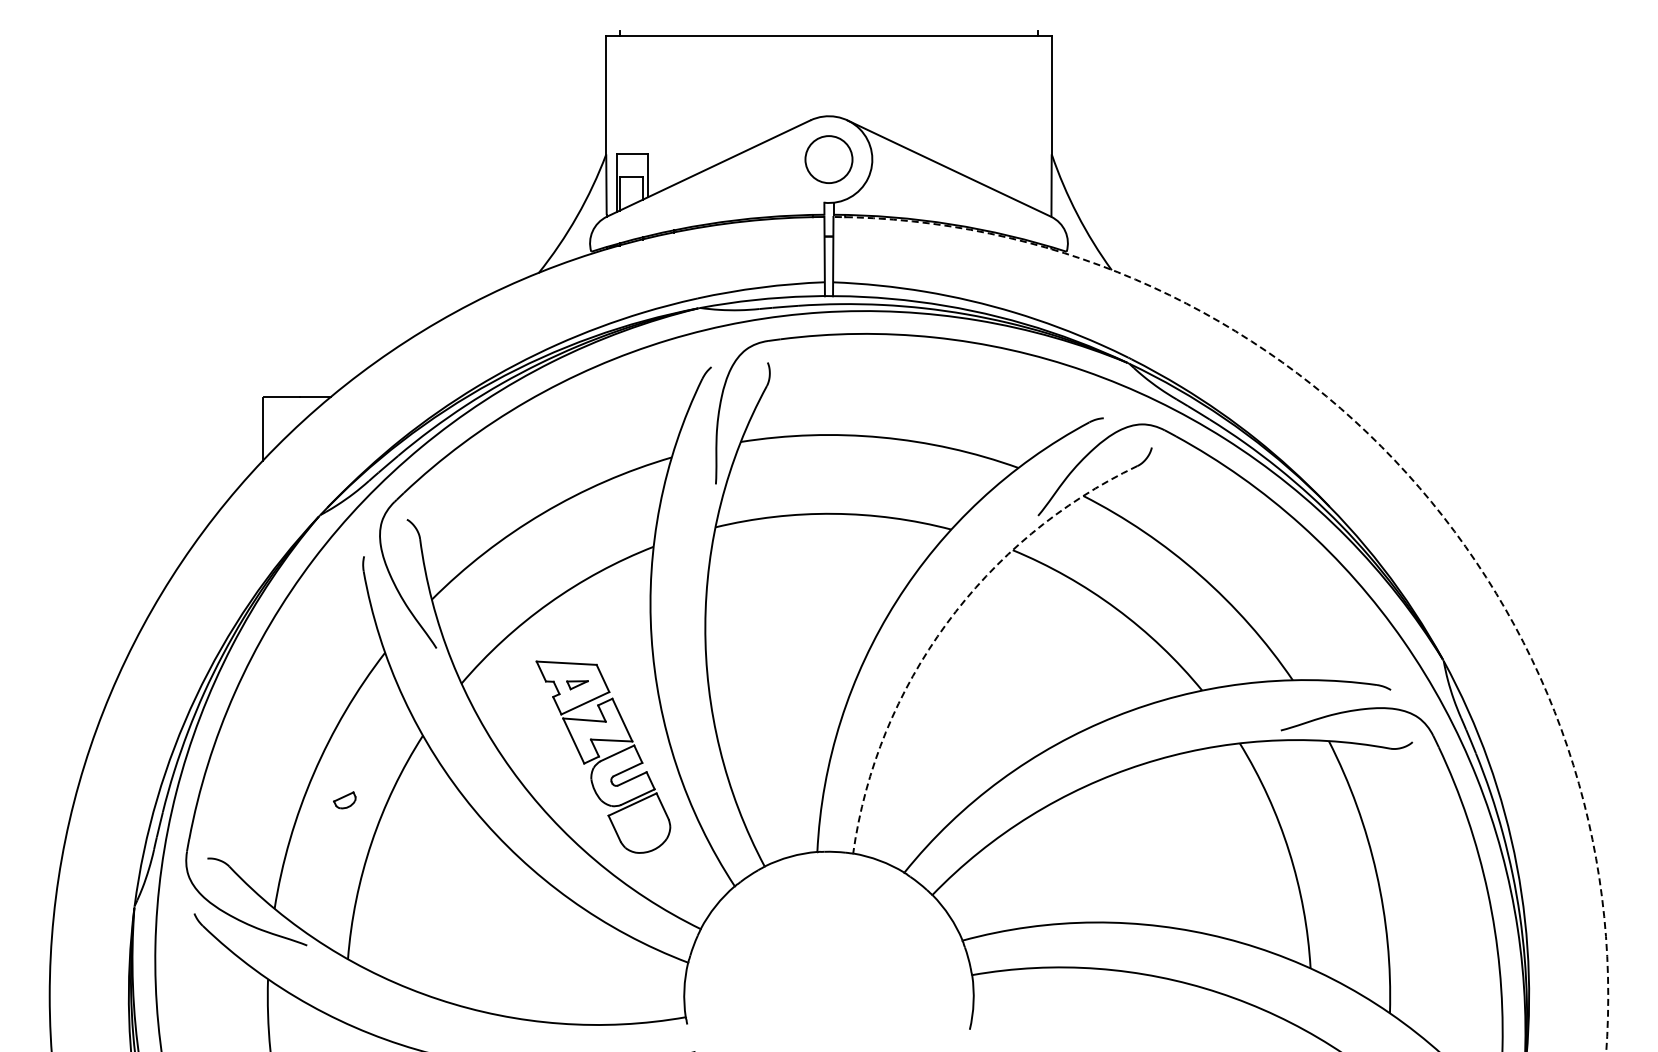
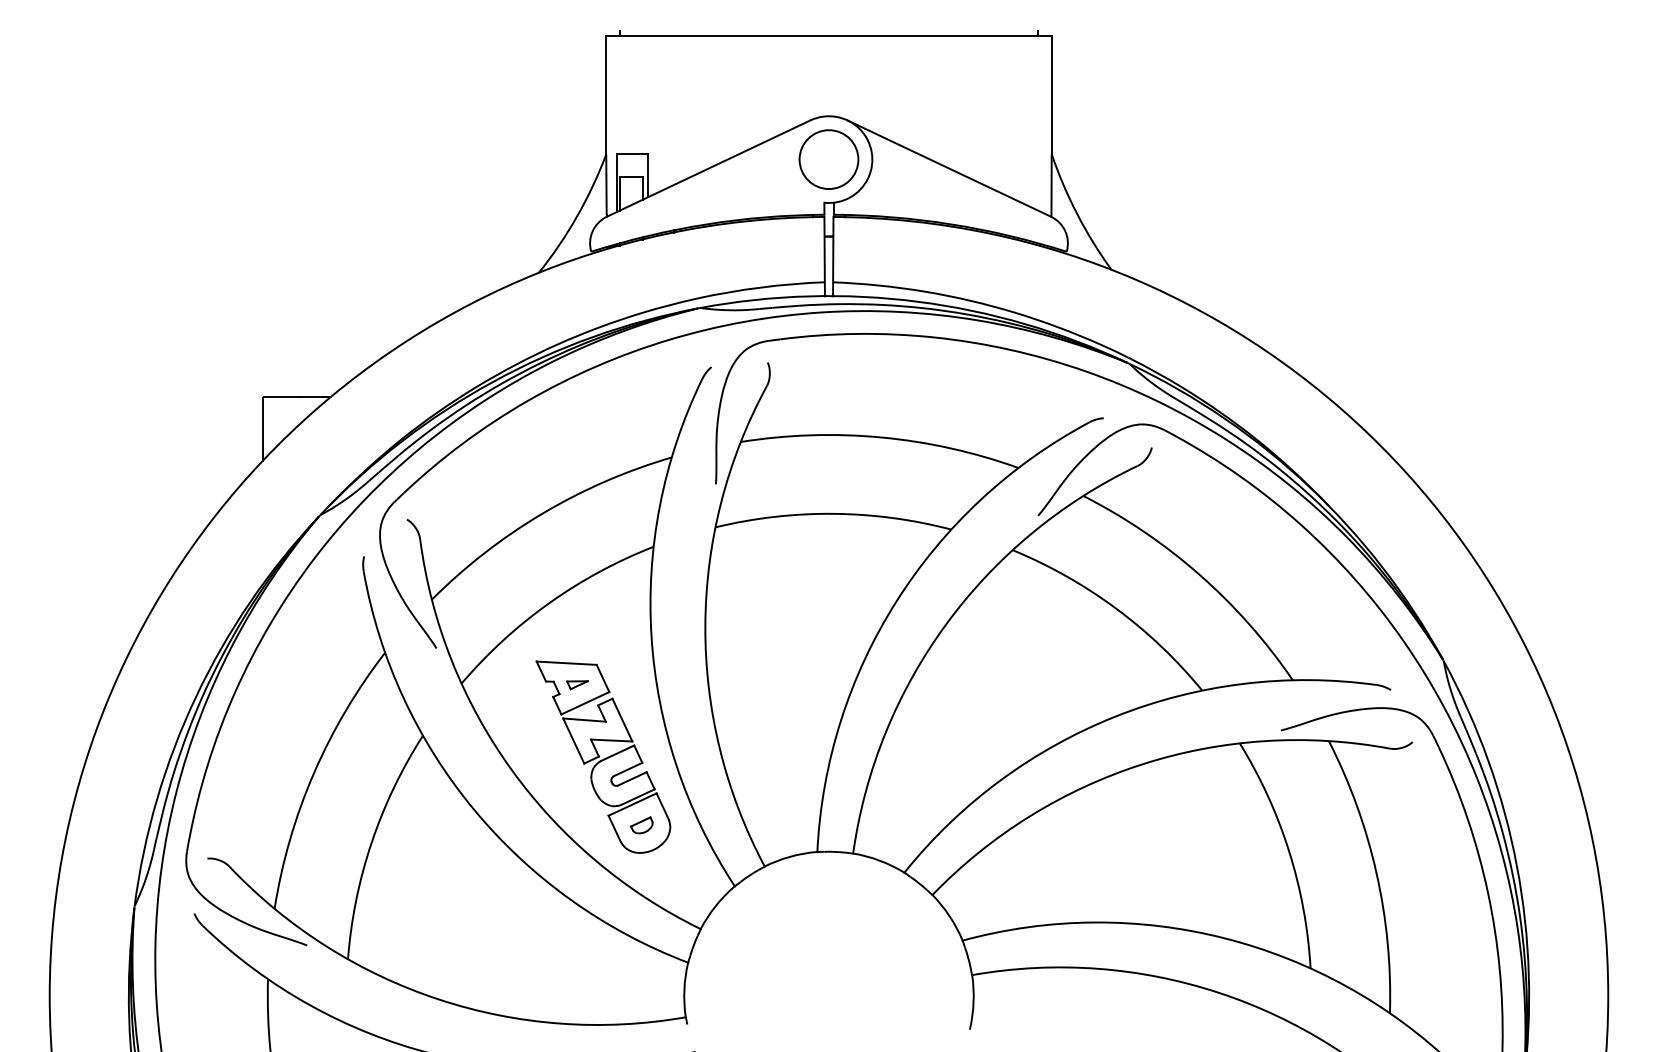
circle diameter: 47 px -> 59 px (828, 159)
arc: dashed -> solid (1400, 466)
arc: dashed -> solid (946, 624)
part position: (344, 800) -> (641, 825) (641, 825)
